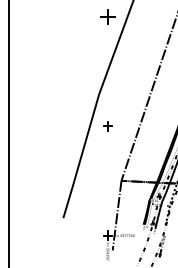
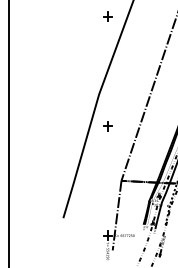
part size: 16x16 px -> 10x11 px (107, 16)
